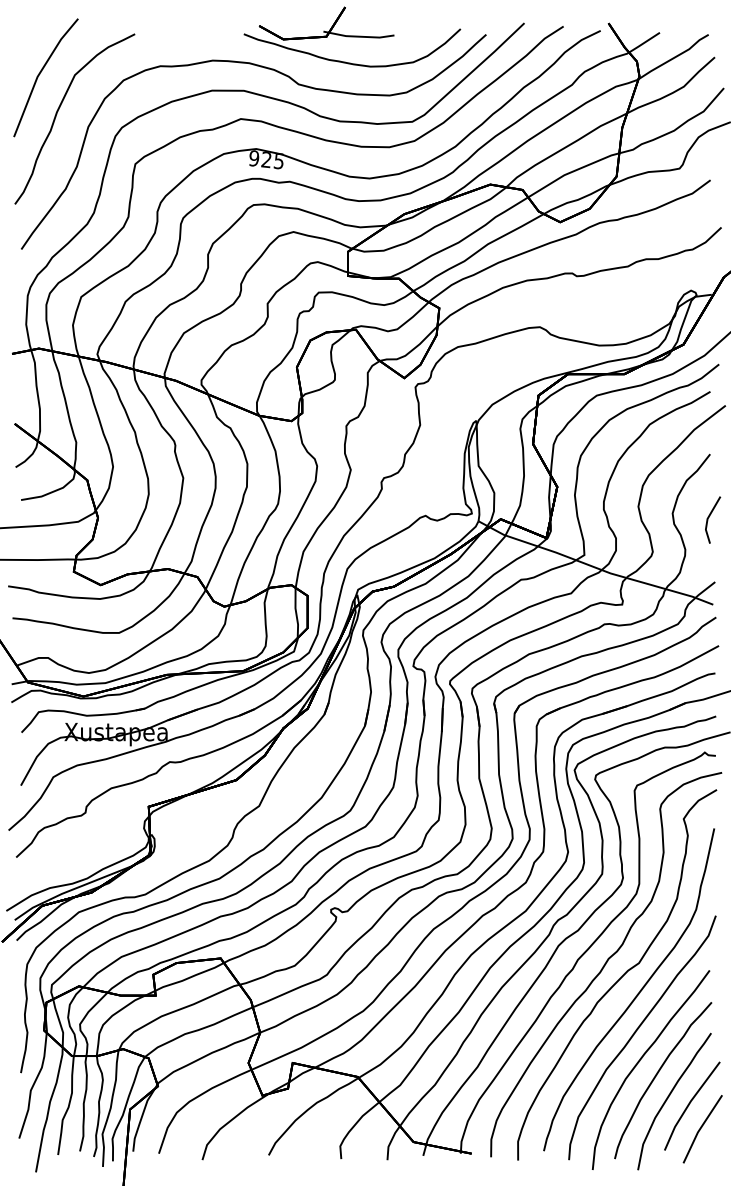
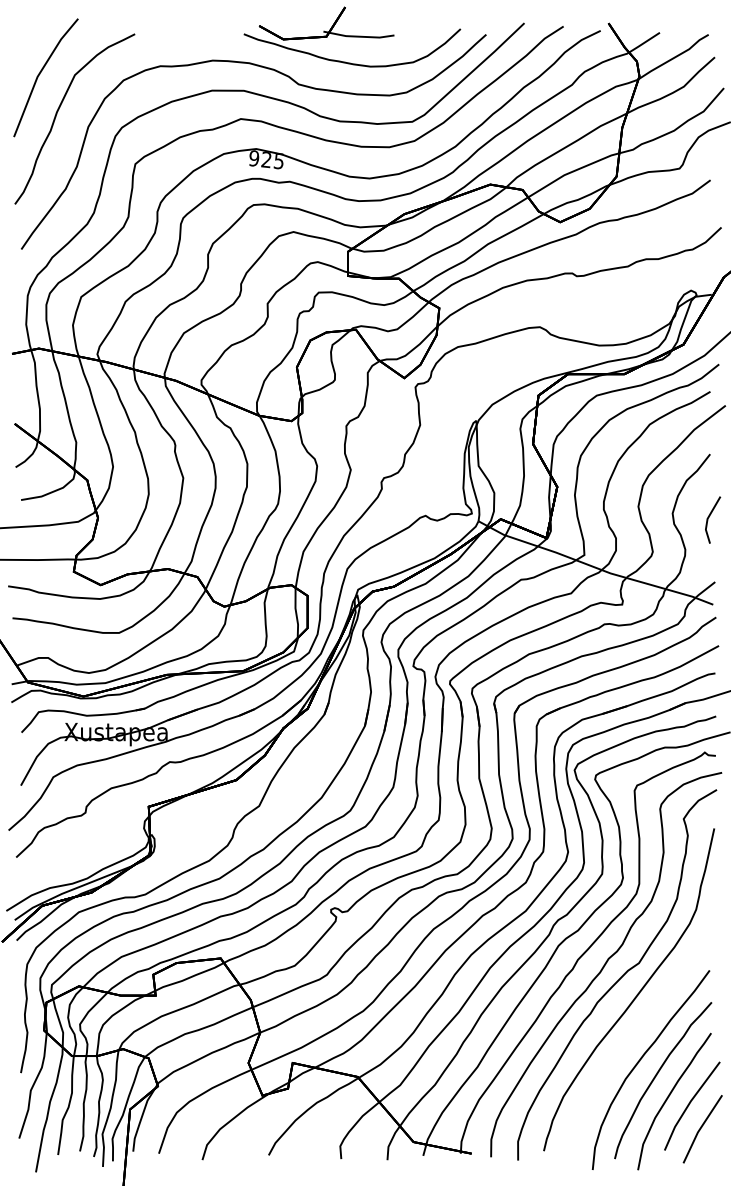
part: present -> none (636, 1032)
